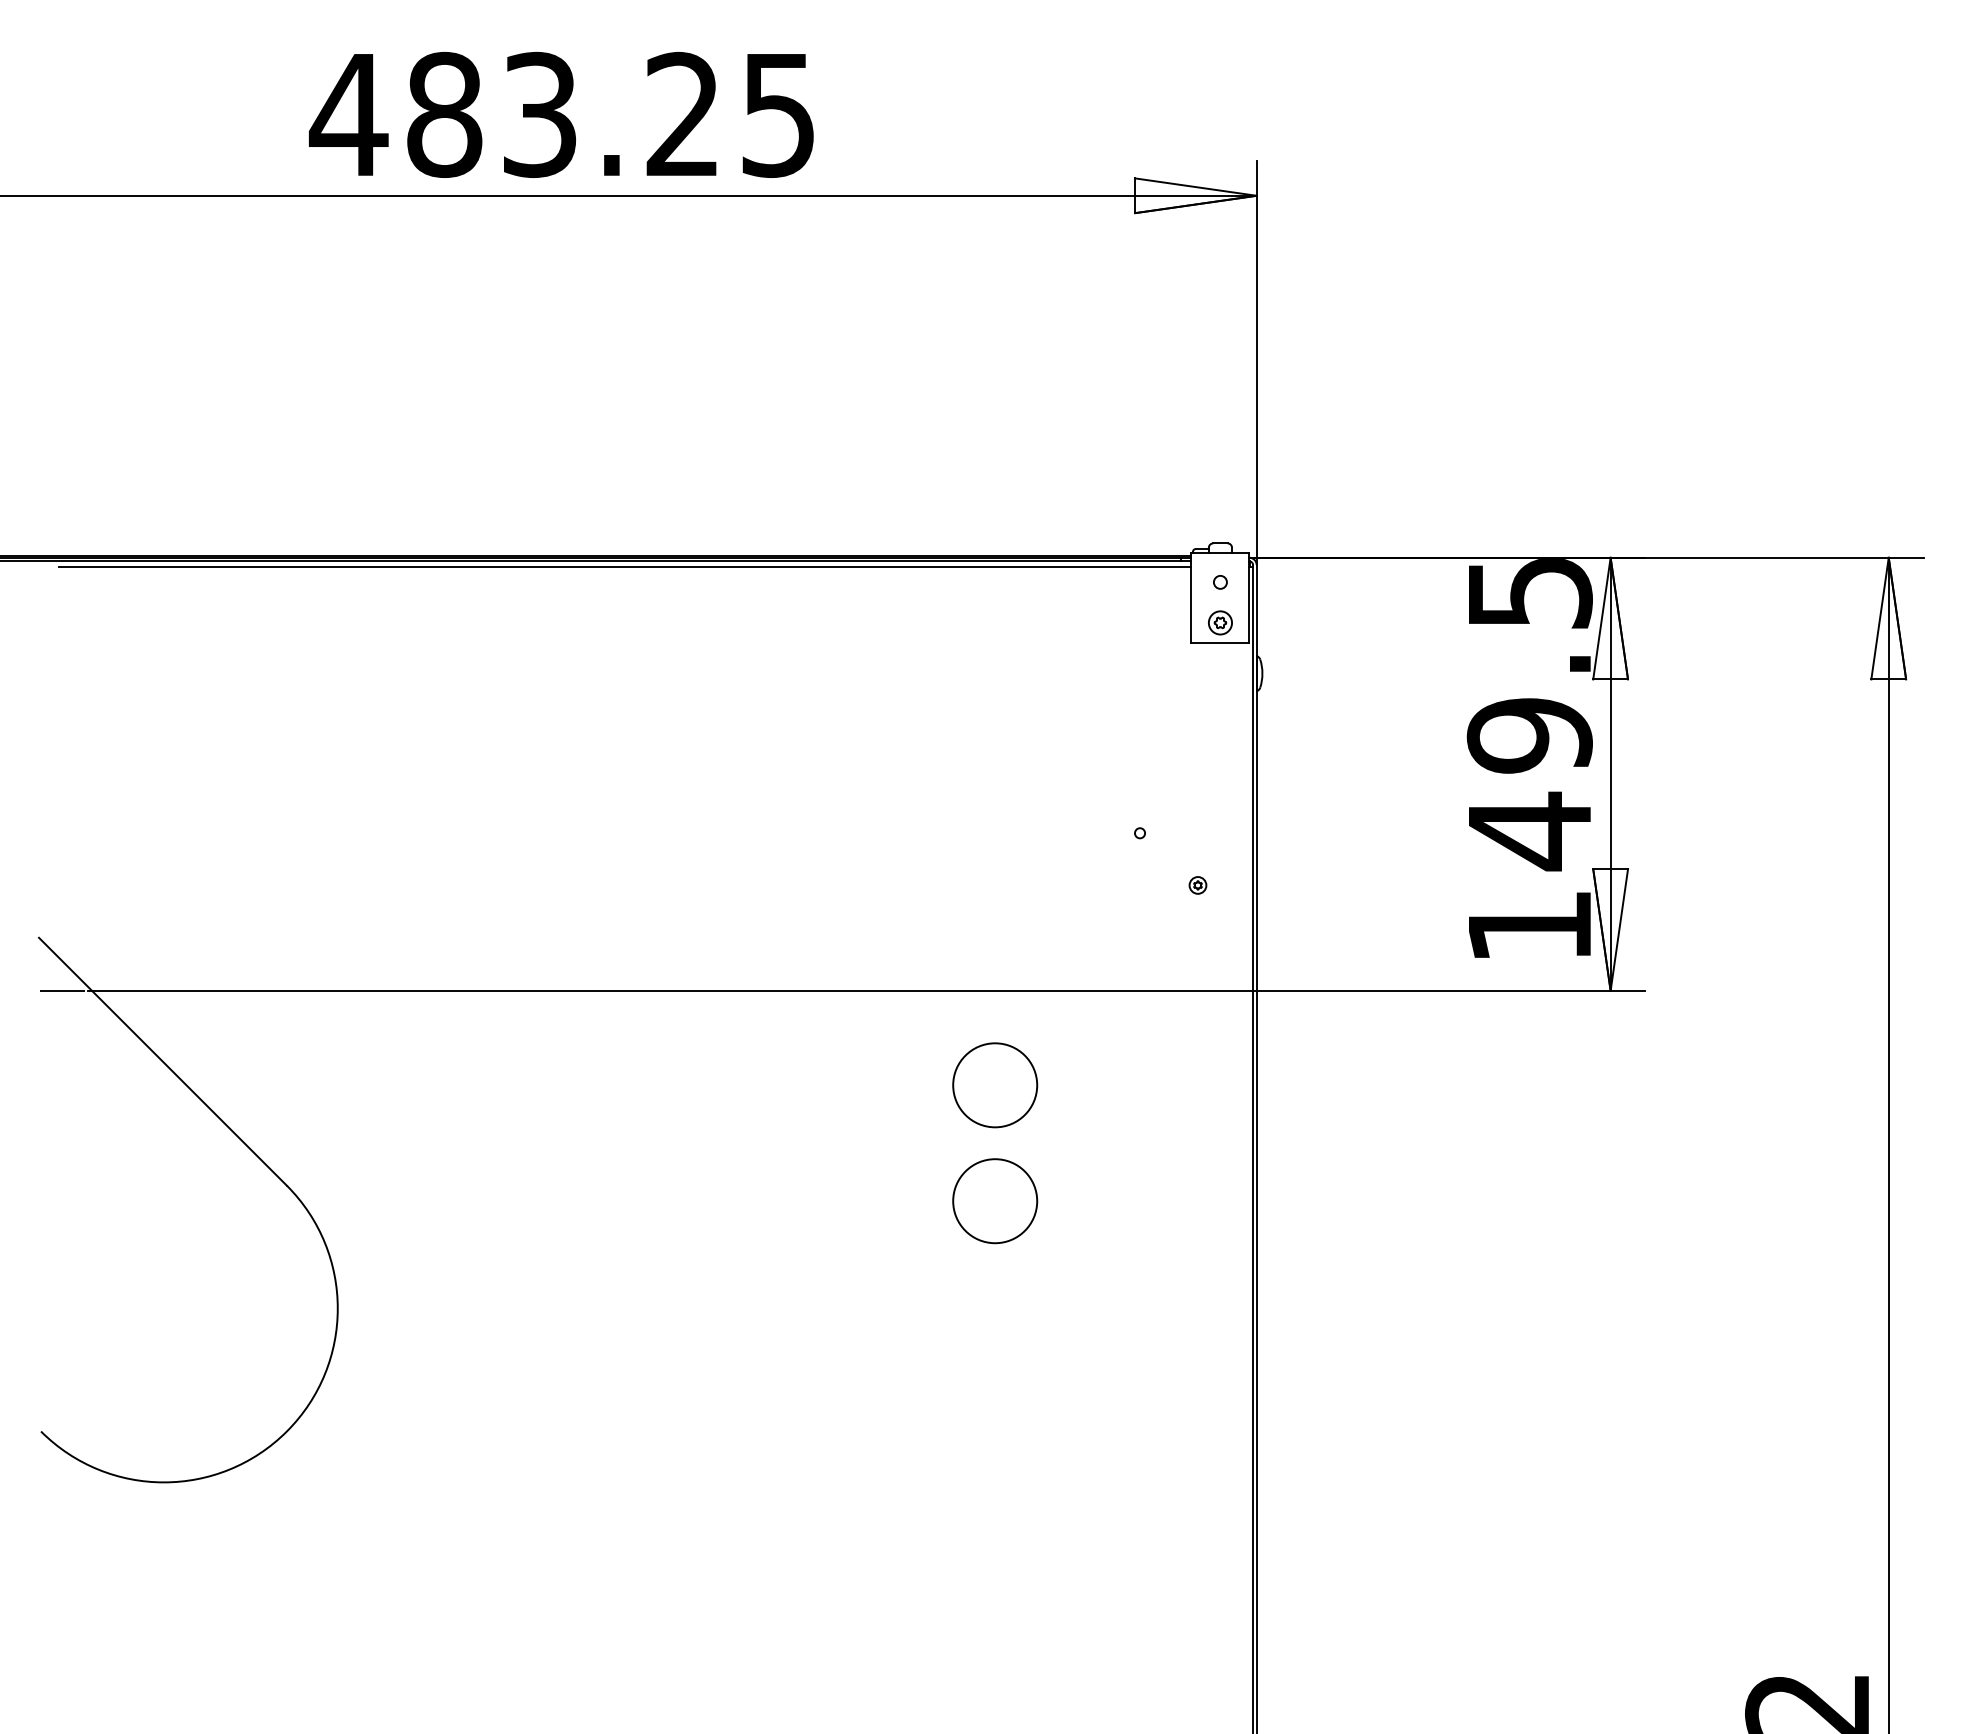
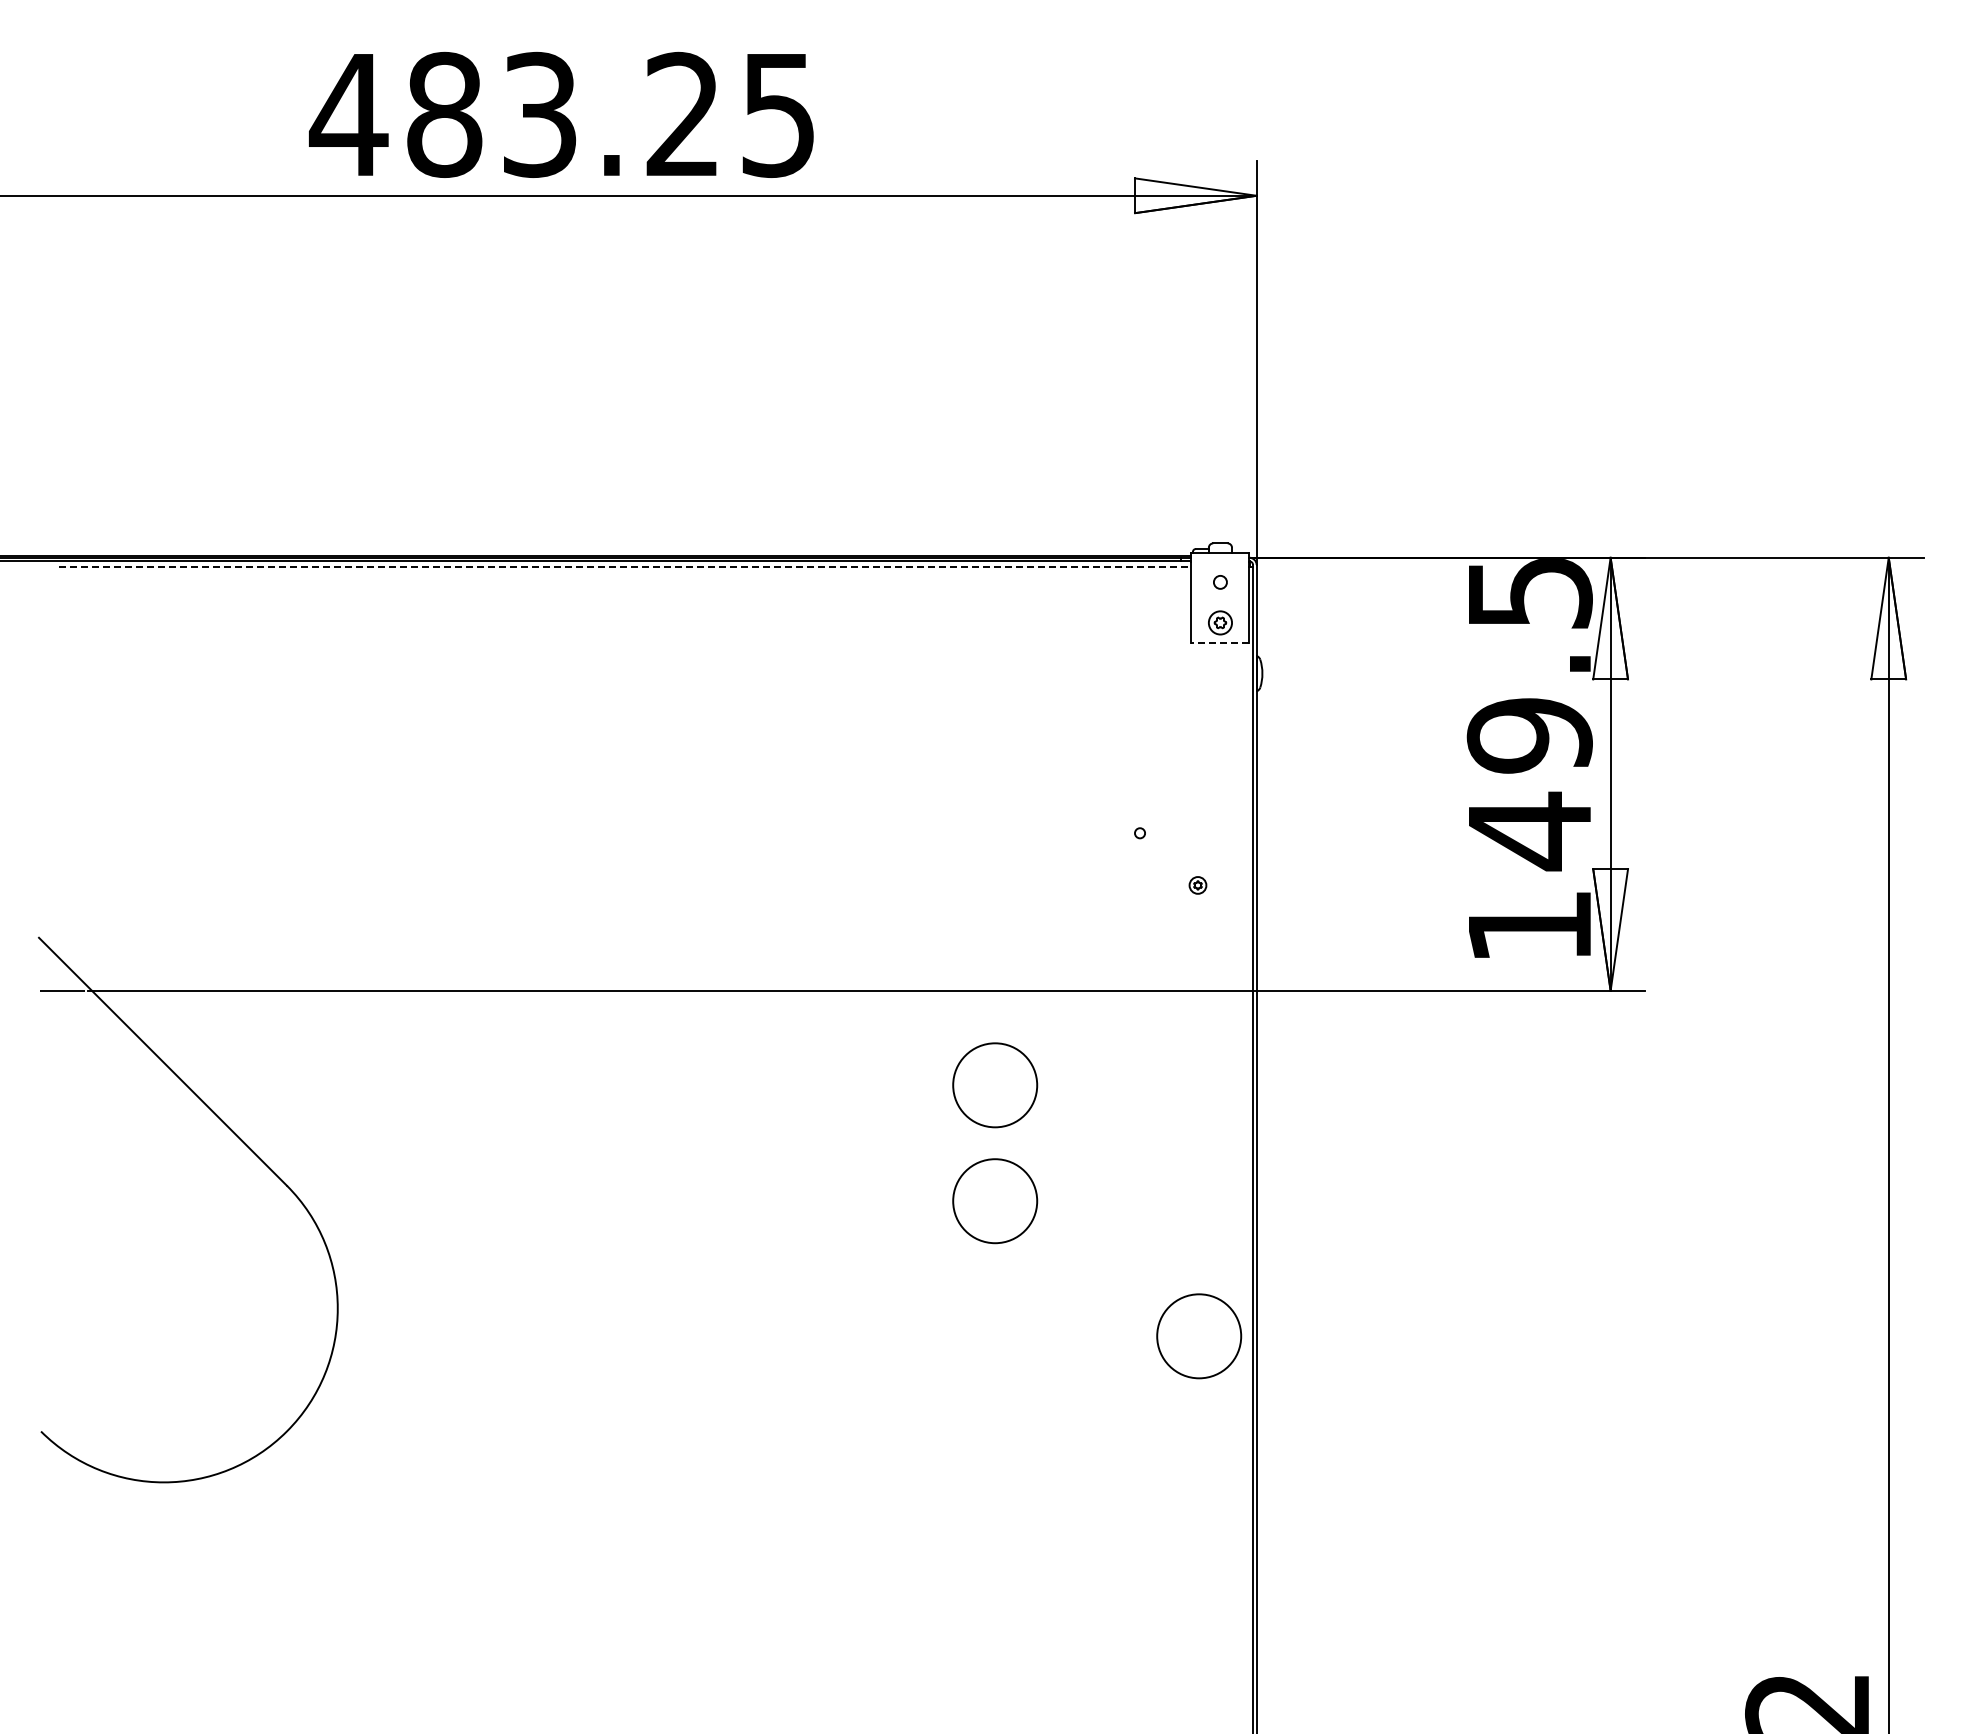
line: solid -> dashed (625, 566)
line: solid -> dashed (1220, 643)
circle: none -> present (1199, 1336)
